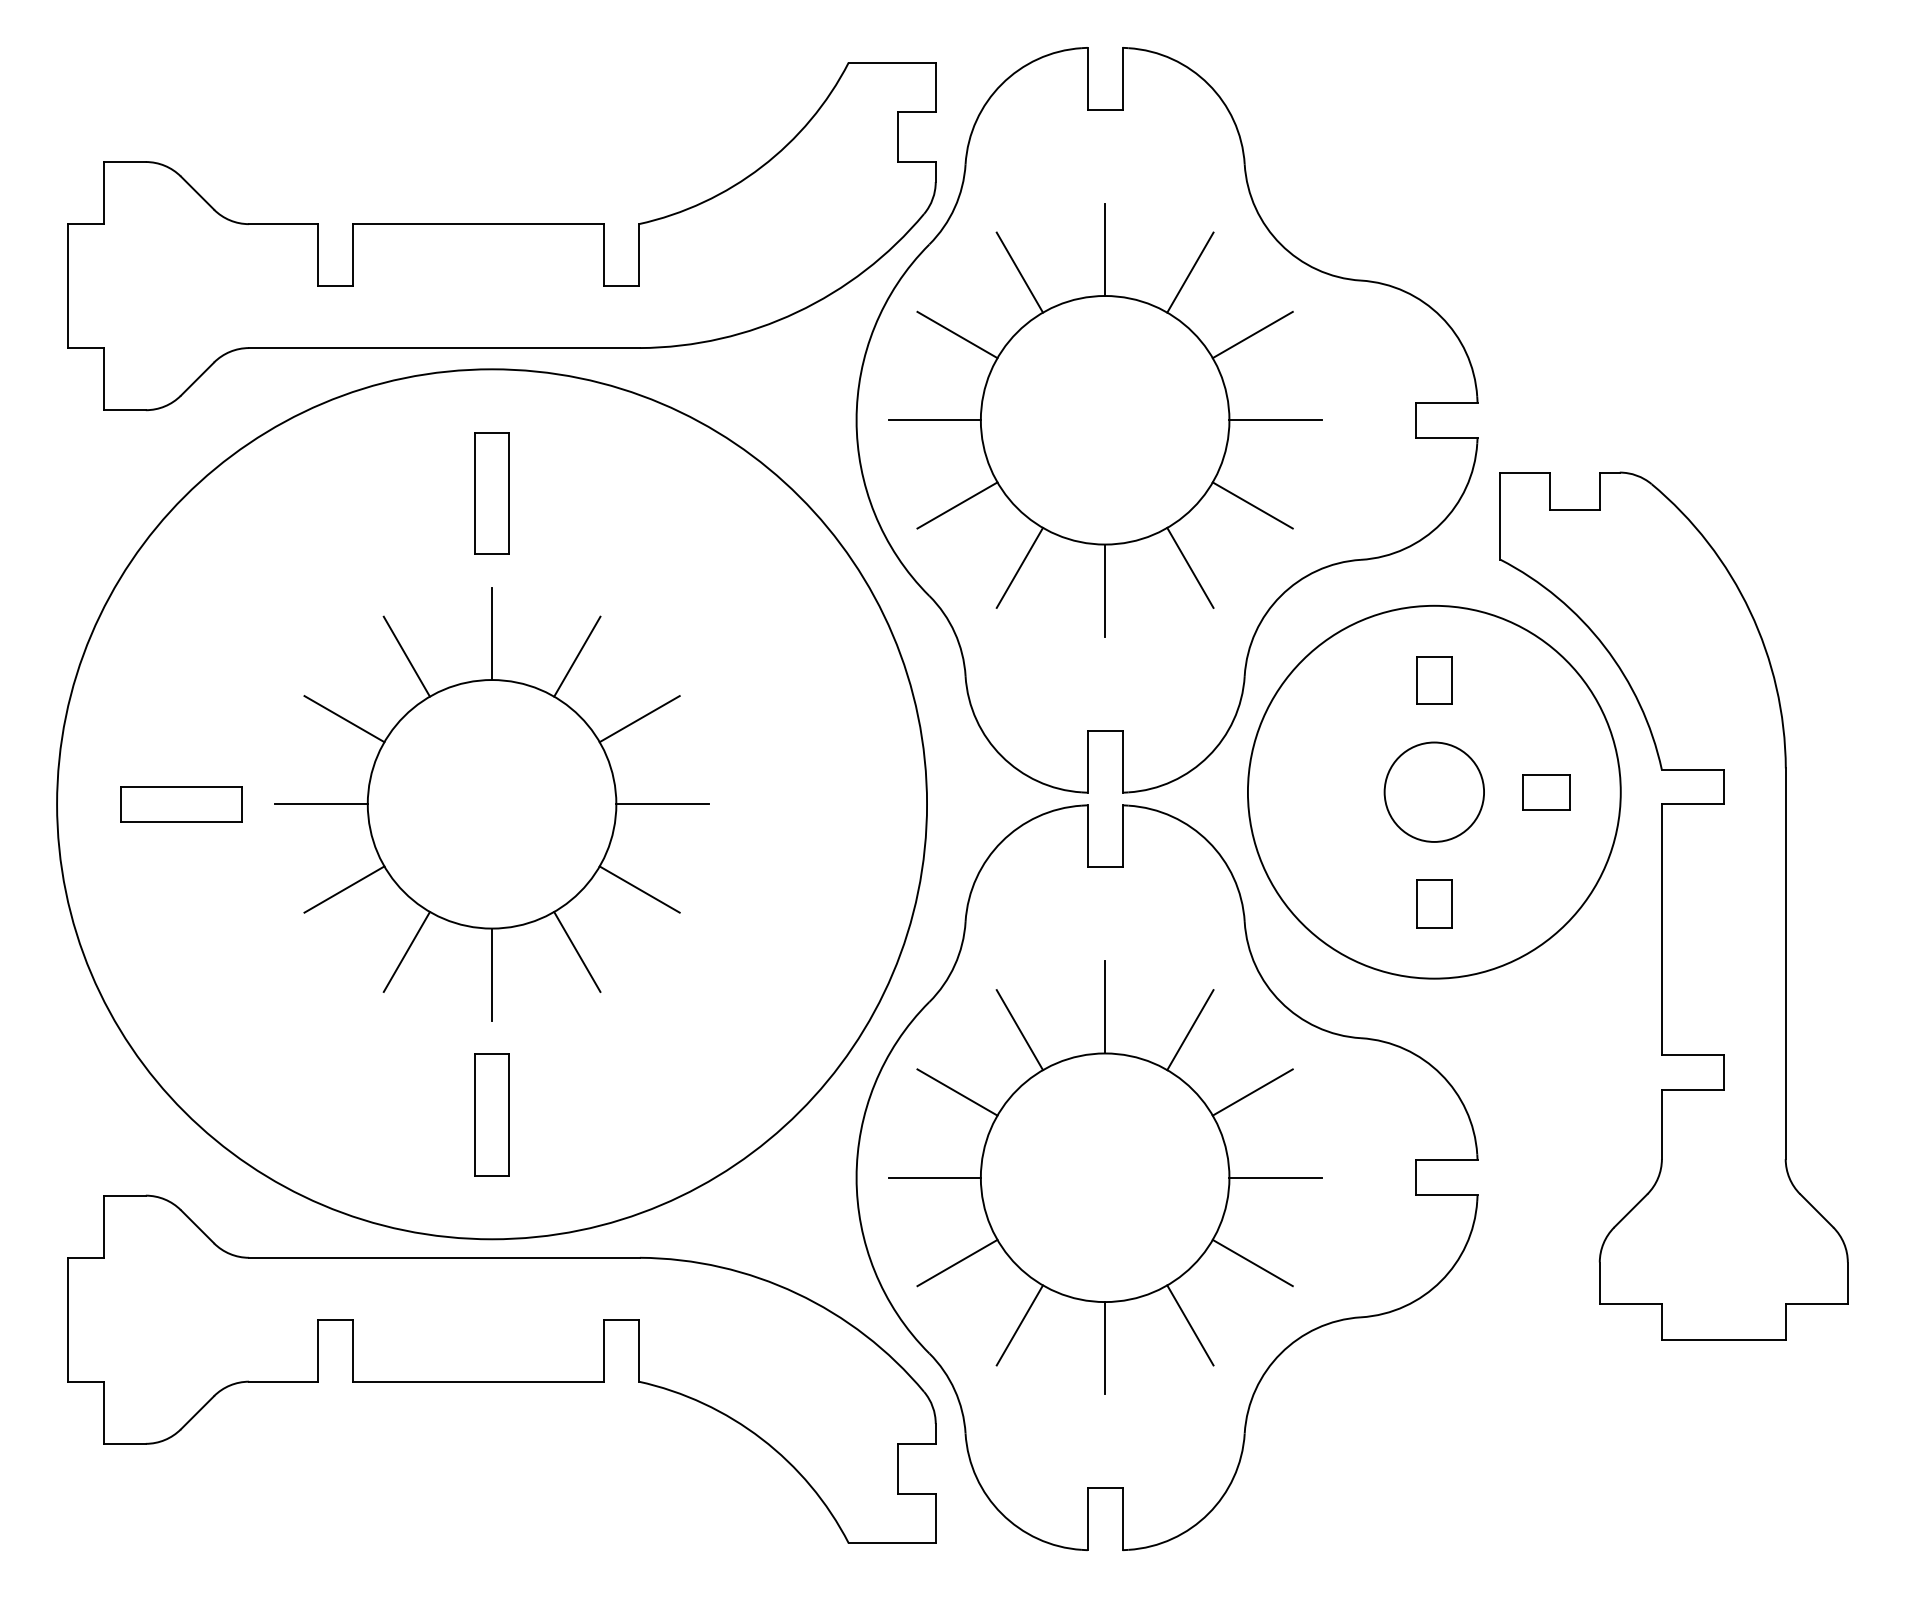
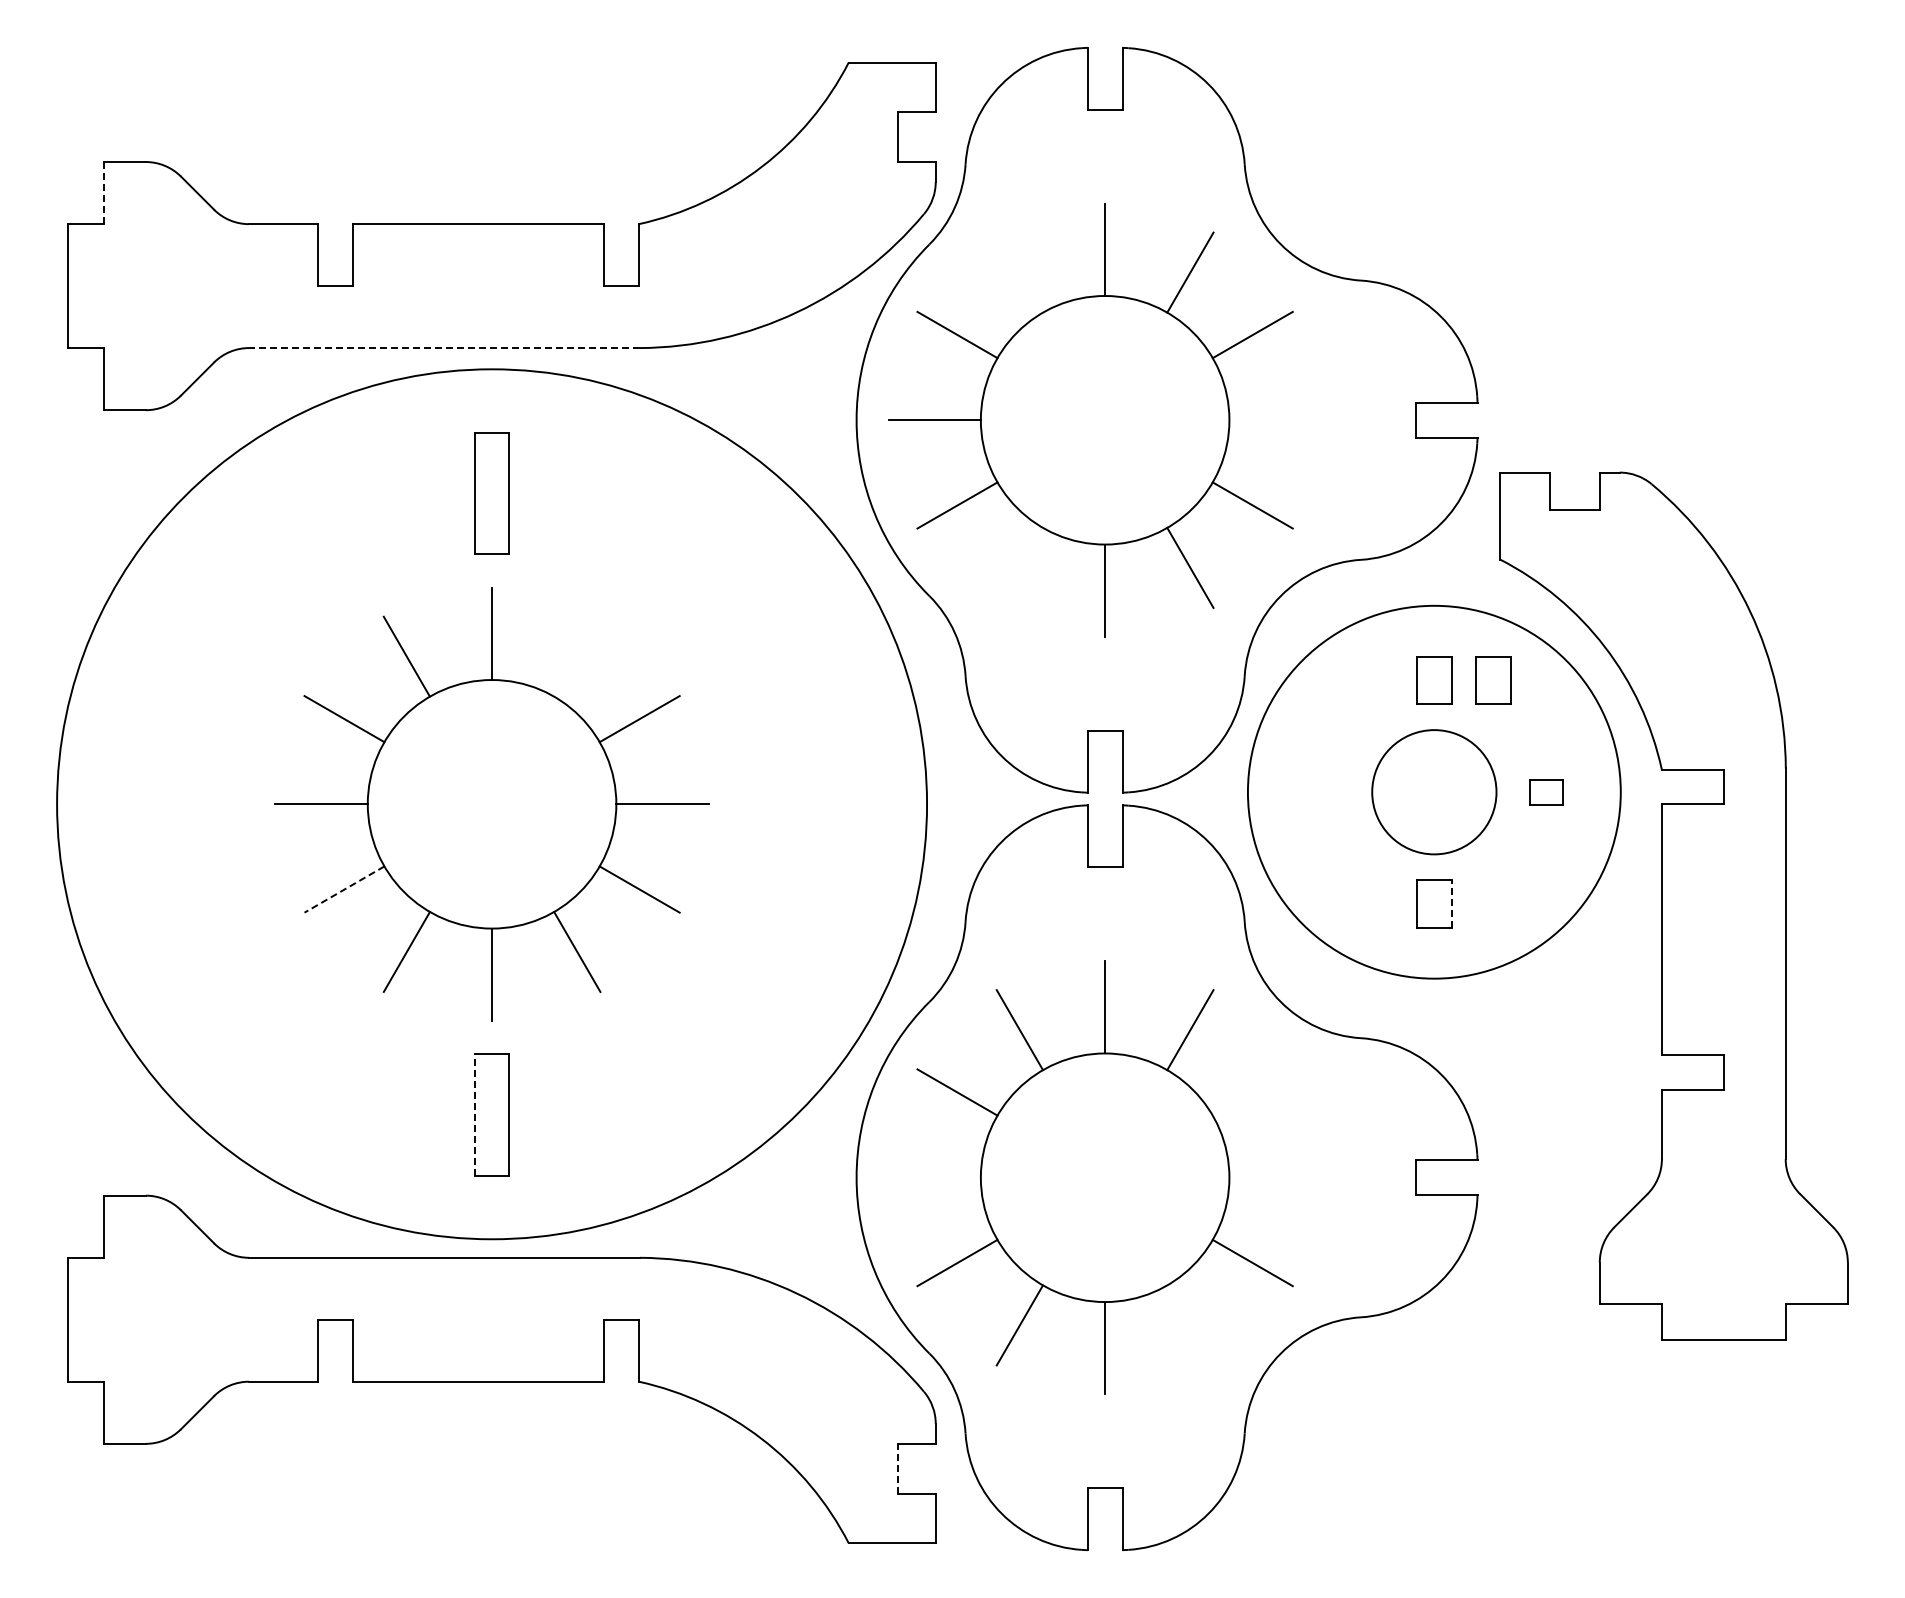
line: solid -> dashed (104, 192)
line: present -> none (1019, 272)
line: solid -> dashed (444, 348)
line: present -> none (1275, 420)
line: present -> none (1019, 567)
line: present -> none (577, 656)
part: none -> present (1493, 680)
circle diameter: 99 px -> 124 px (1434, 792)
part size: 49x37 px -> 35x27 px (1546, 792)
part: present -> none (181, 804)
line: solid -> dashed (344, 889)
line: solid -> dashed (1451, 904)
line: present -> none (1252, 1092)
line: solid -> dashed (474, 1114)
line: present -> none (934, 1177)
line: present -> none (1275, 1177)
line: present -> none (1190, 1325)
line: solid -> dashed (898, 1468)
